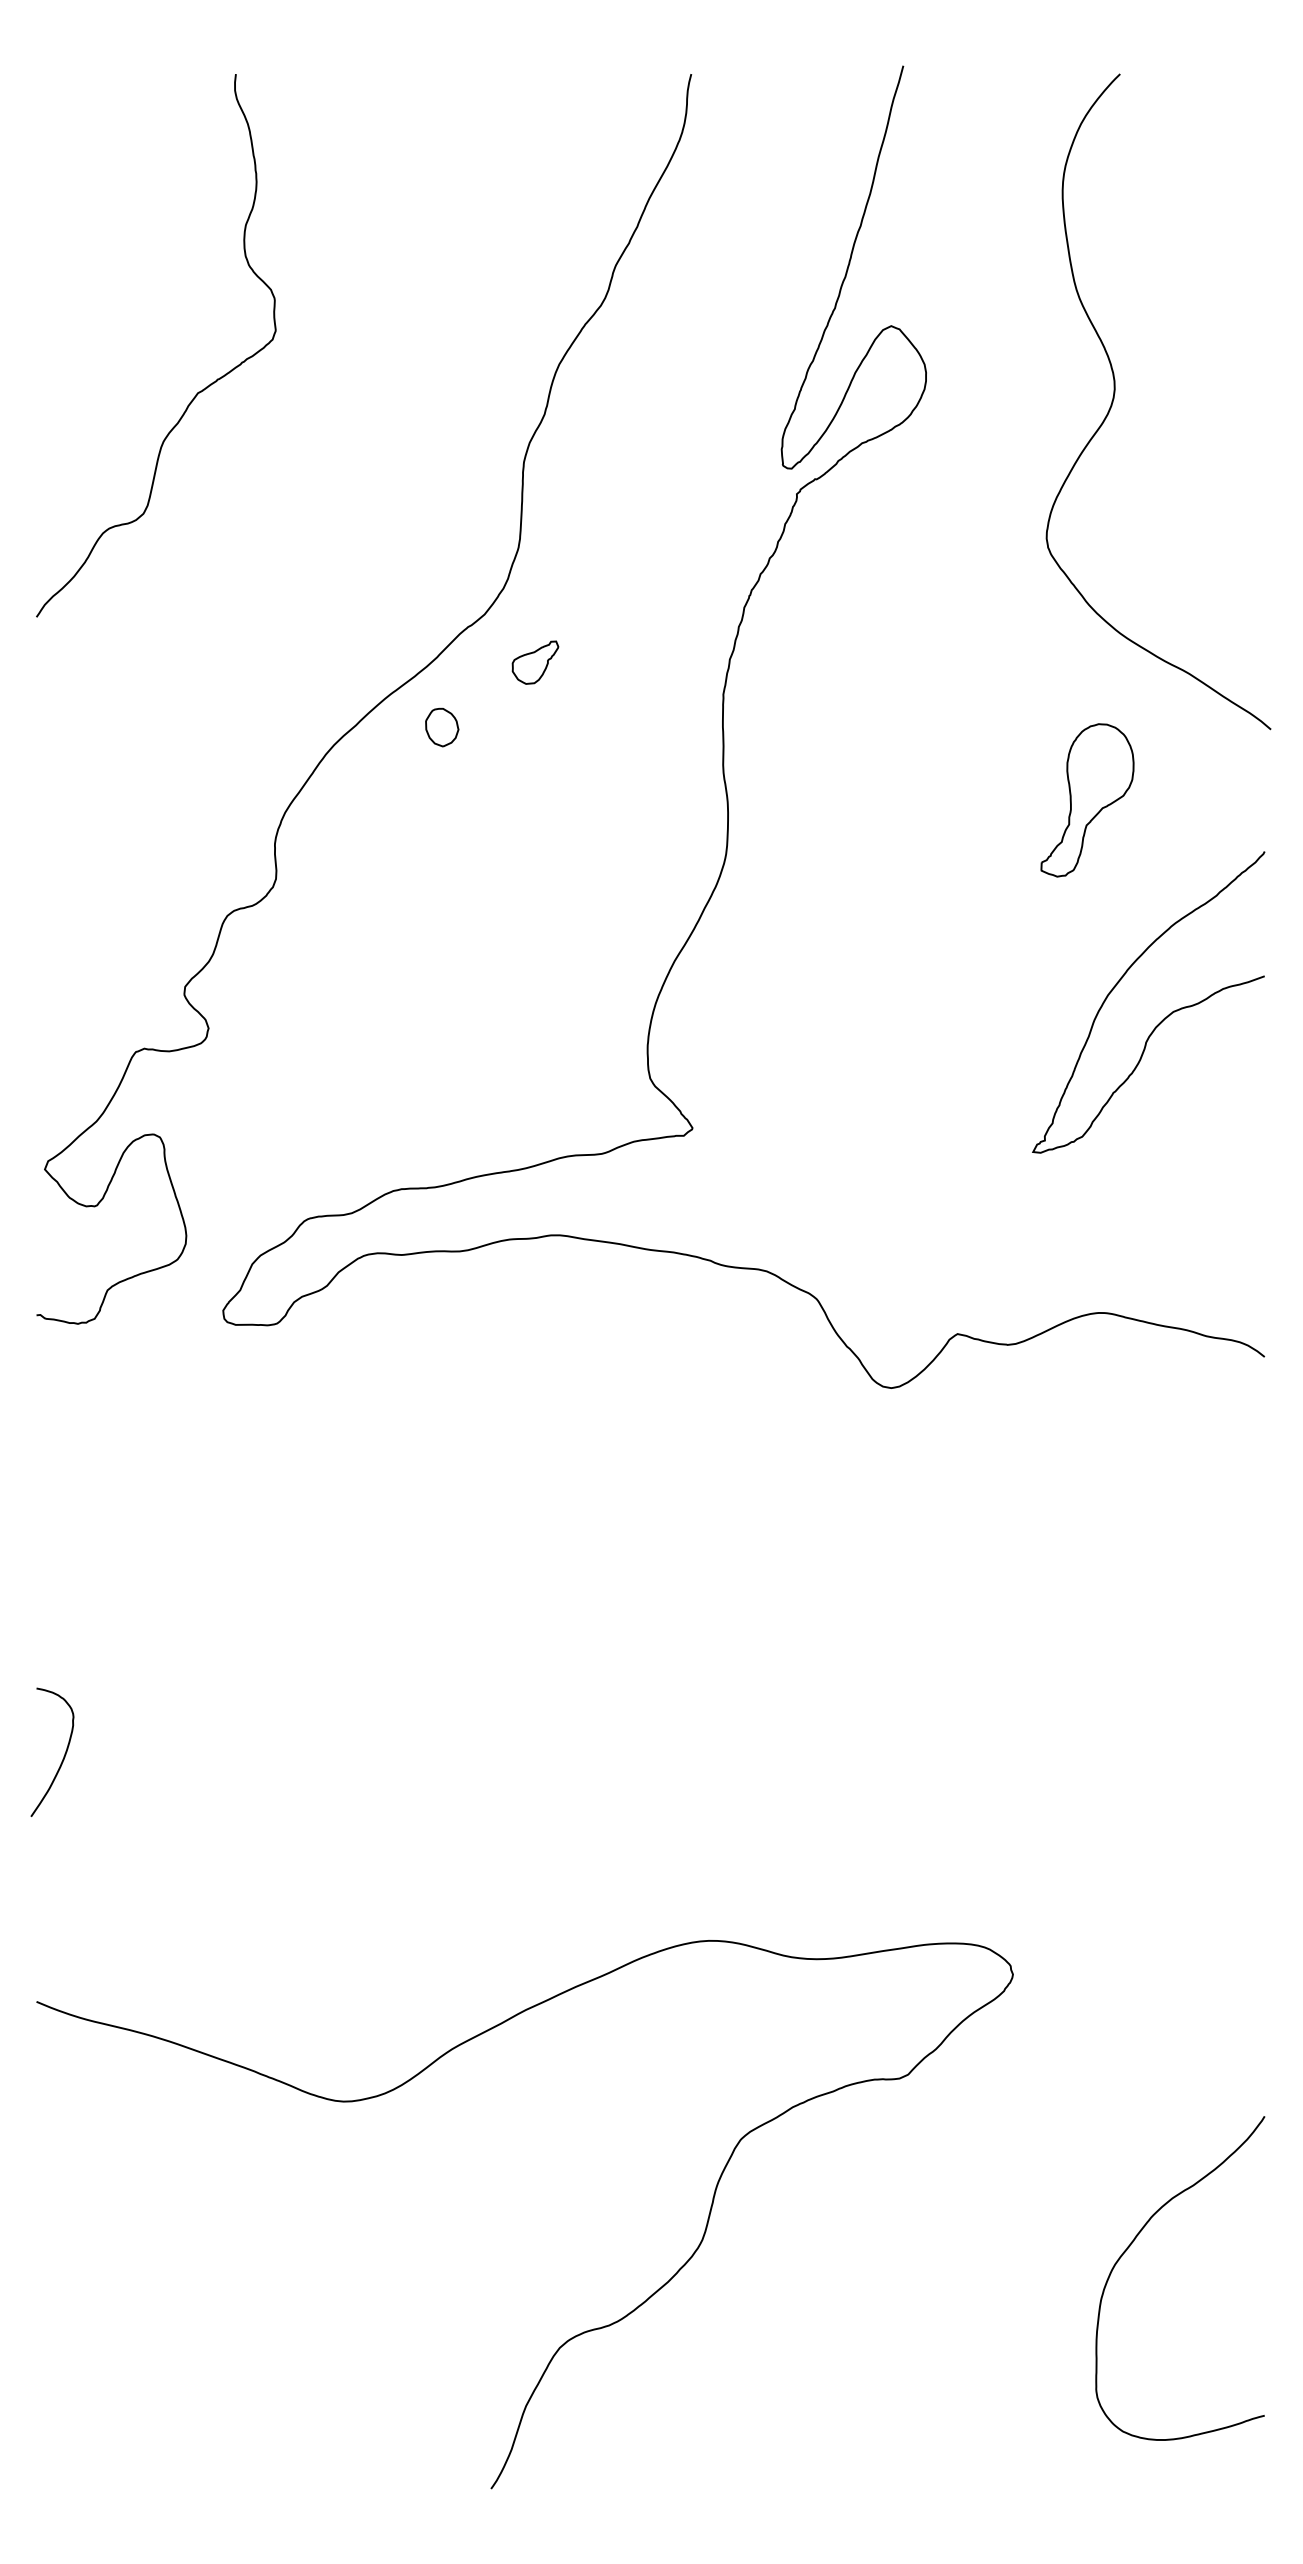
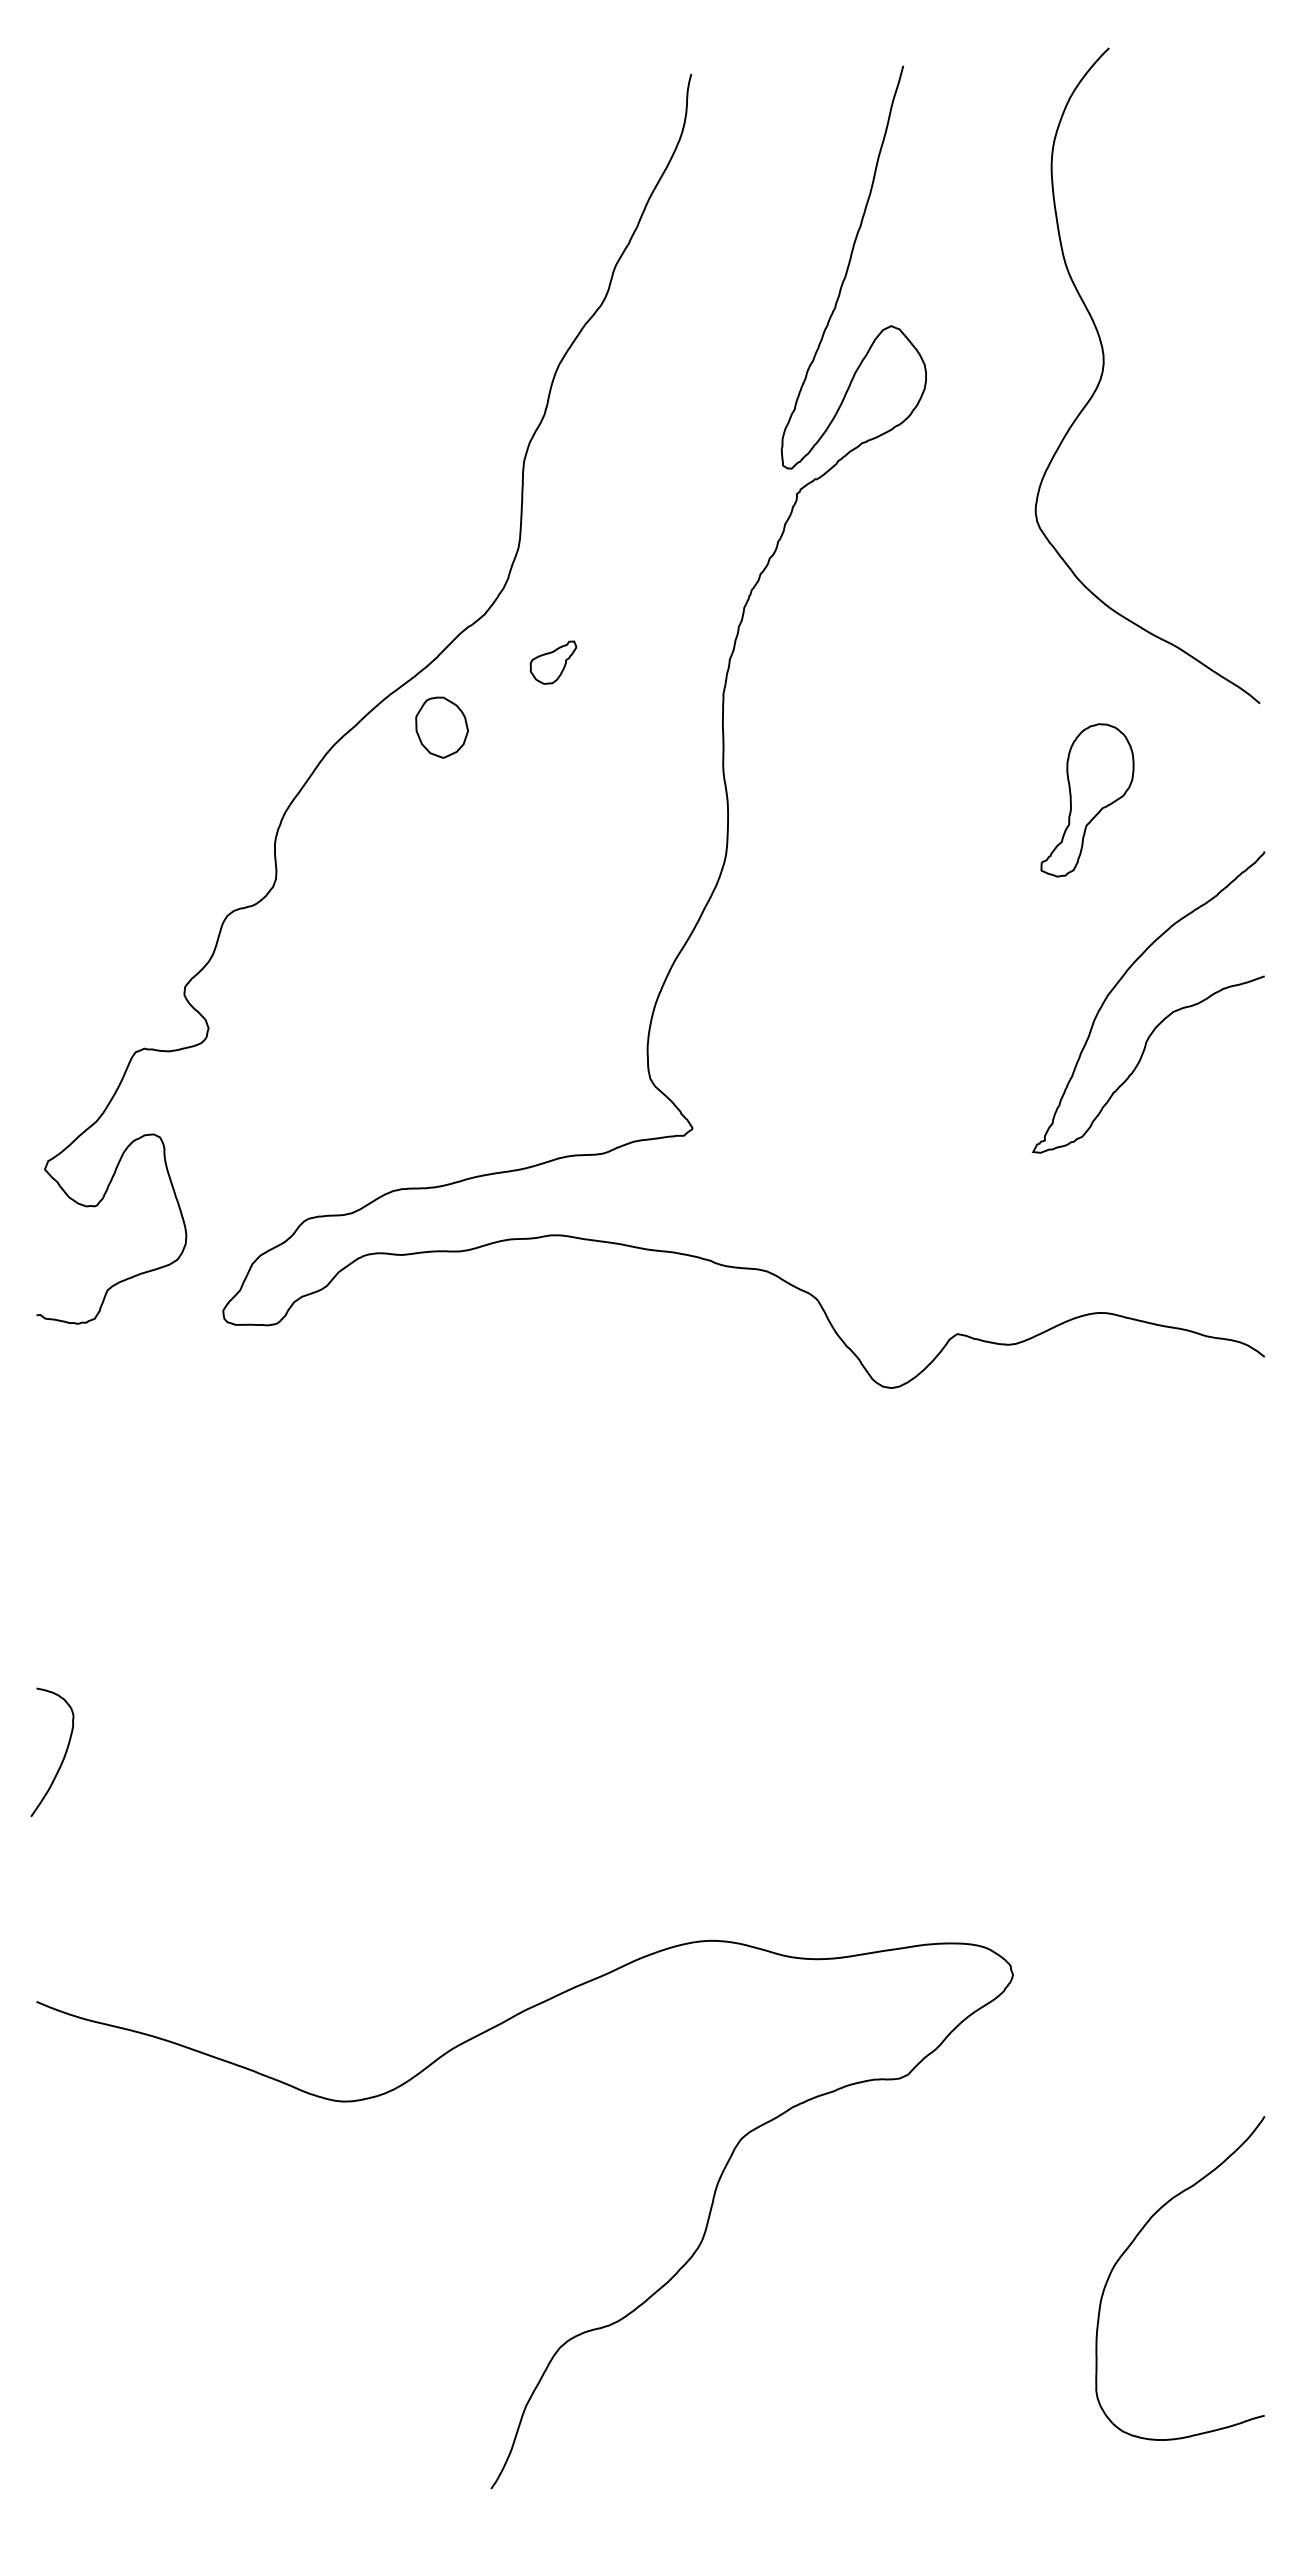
curve: present -> none (198, 391)
curve position: (1115, 393) -> (1104, 367) (1104, 367)
part position: (535, 662) -> (553, 662) (553, 662)
part size: 35x41 px -> 54x63 px (441, 727)
